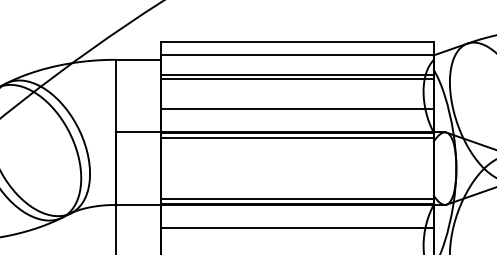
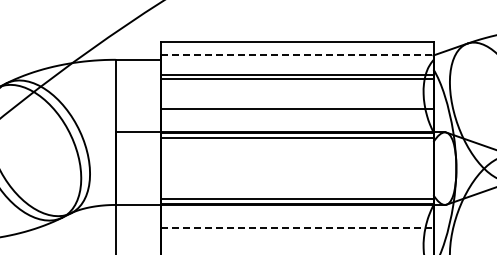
line: solid -> dashed (297, 55)
line: solid -> dashed (297, 227)
